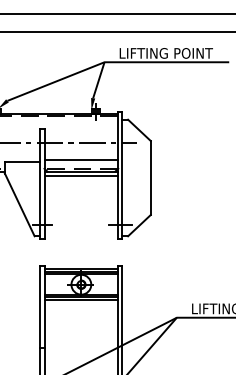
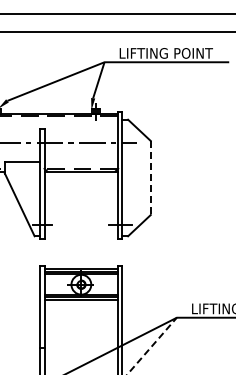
line: present -> none (81, 160)
line: present -> none (81, 175)
line: solid -> dashed (150, 178)
line: solid -> dashed (152, 346)
